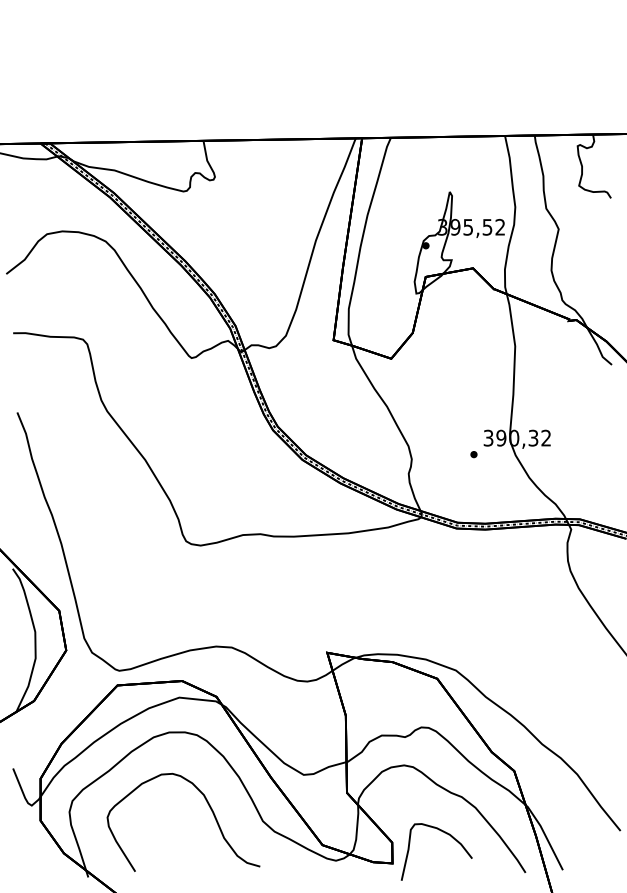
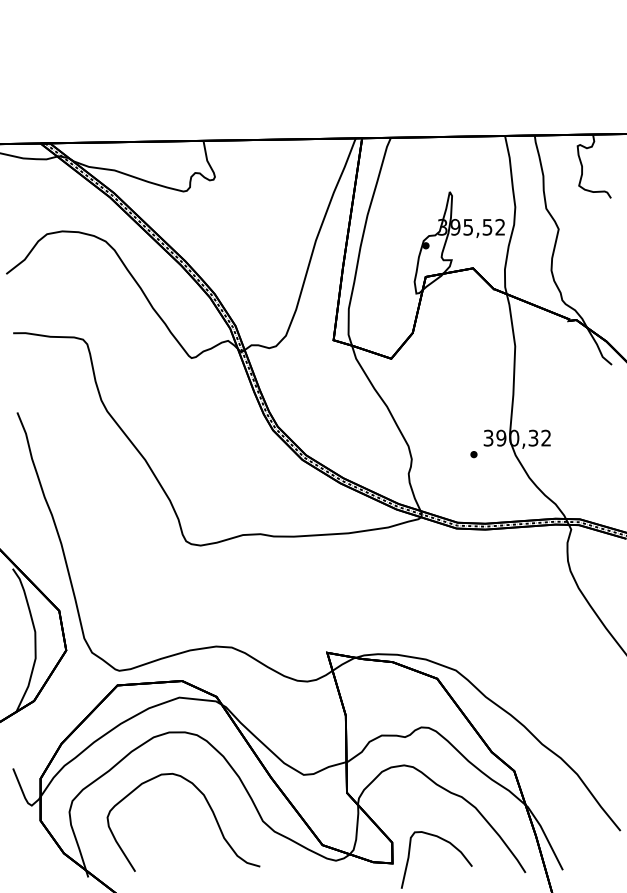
curve position: (444, 833) -> (444, 841) (444, 841)
